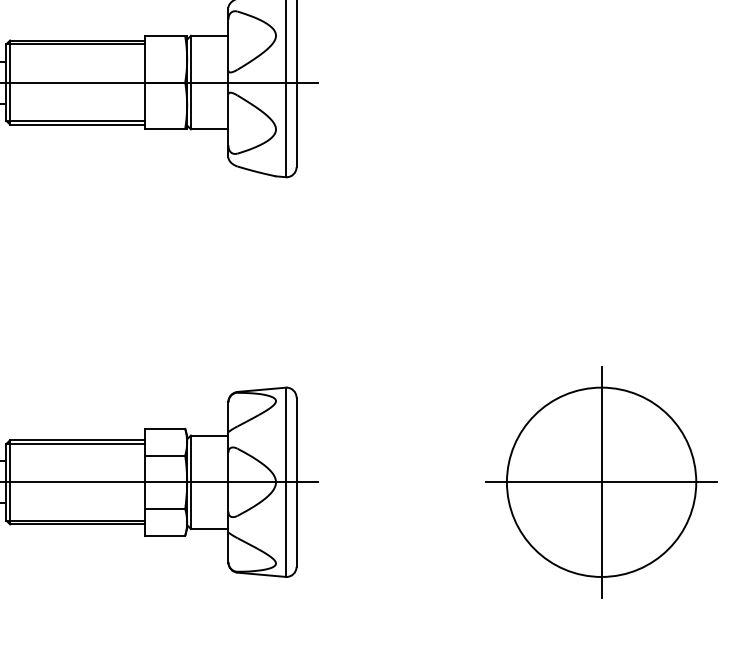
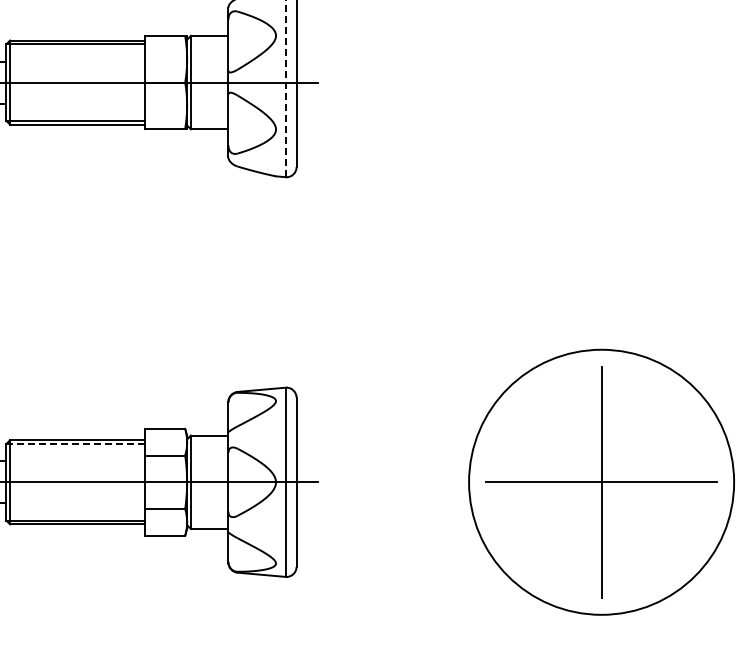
line: solid -> dashed (286, 88)
line: solid -> dashed (75, 444)
circle diameter: 189 px -> 265 px (601, 481)
